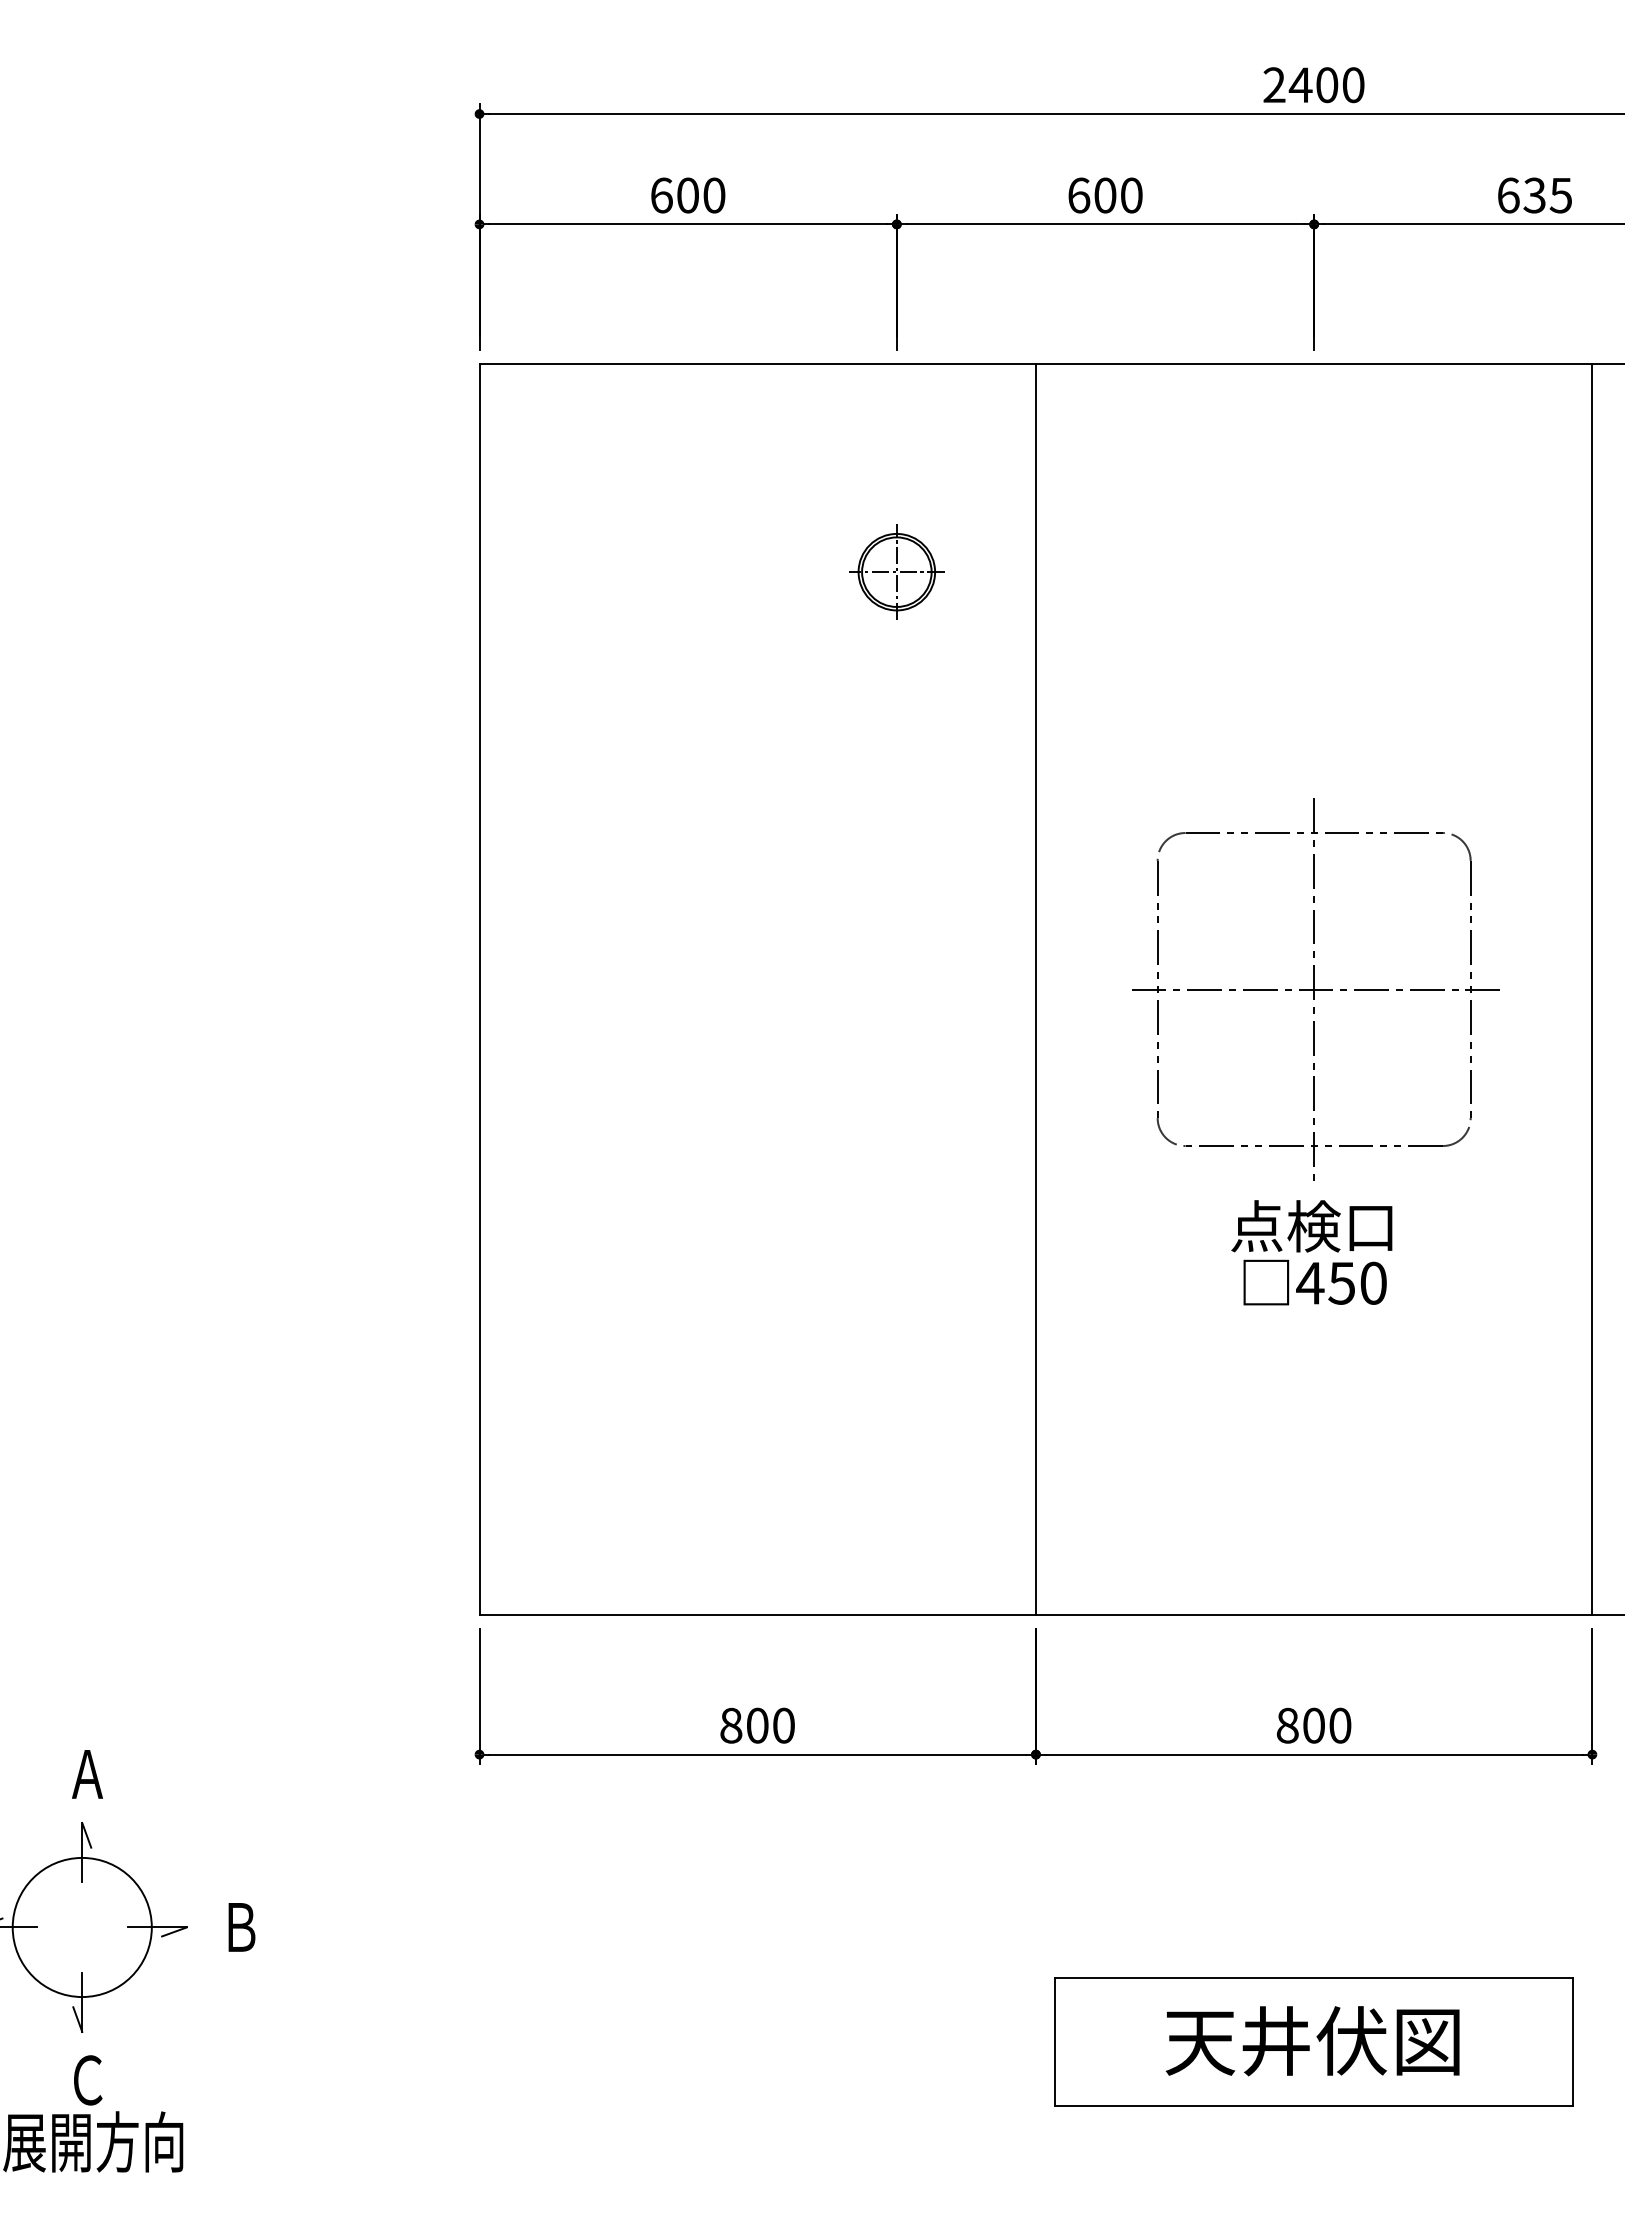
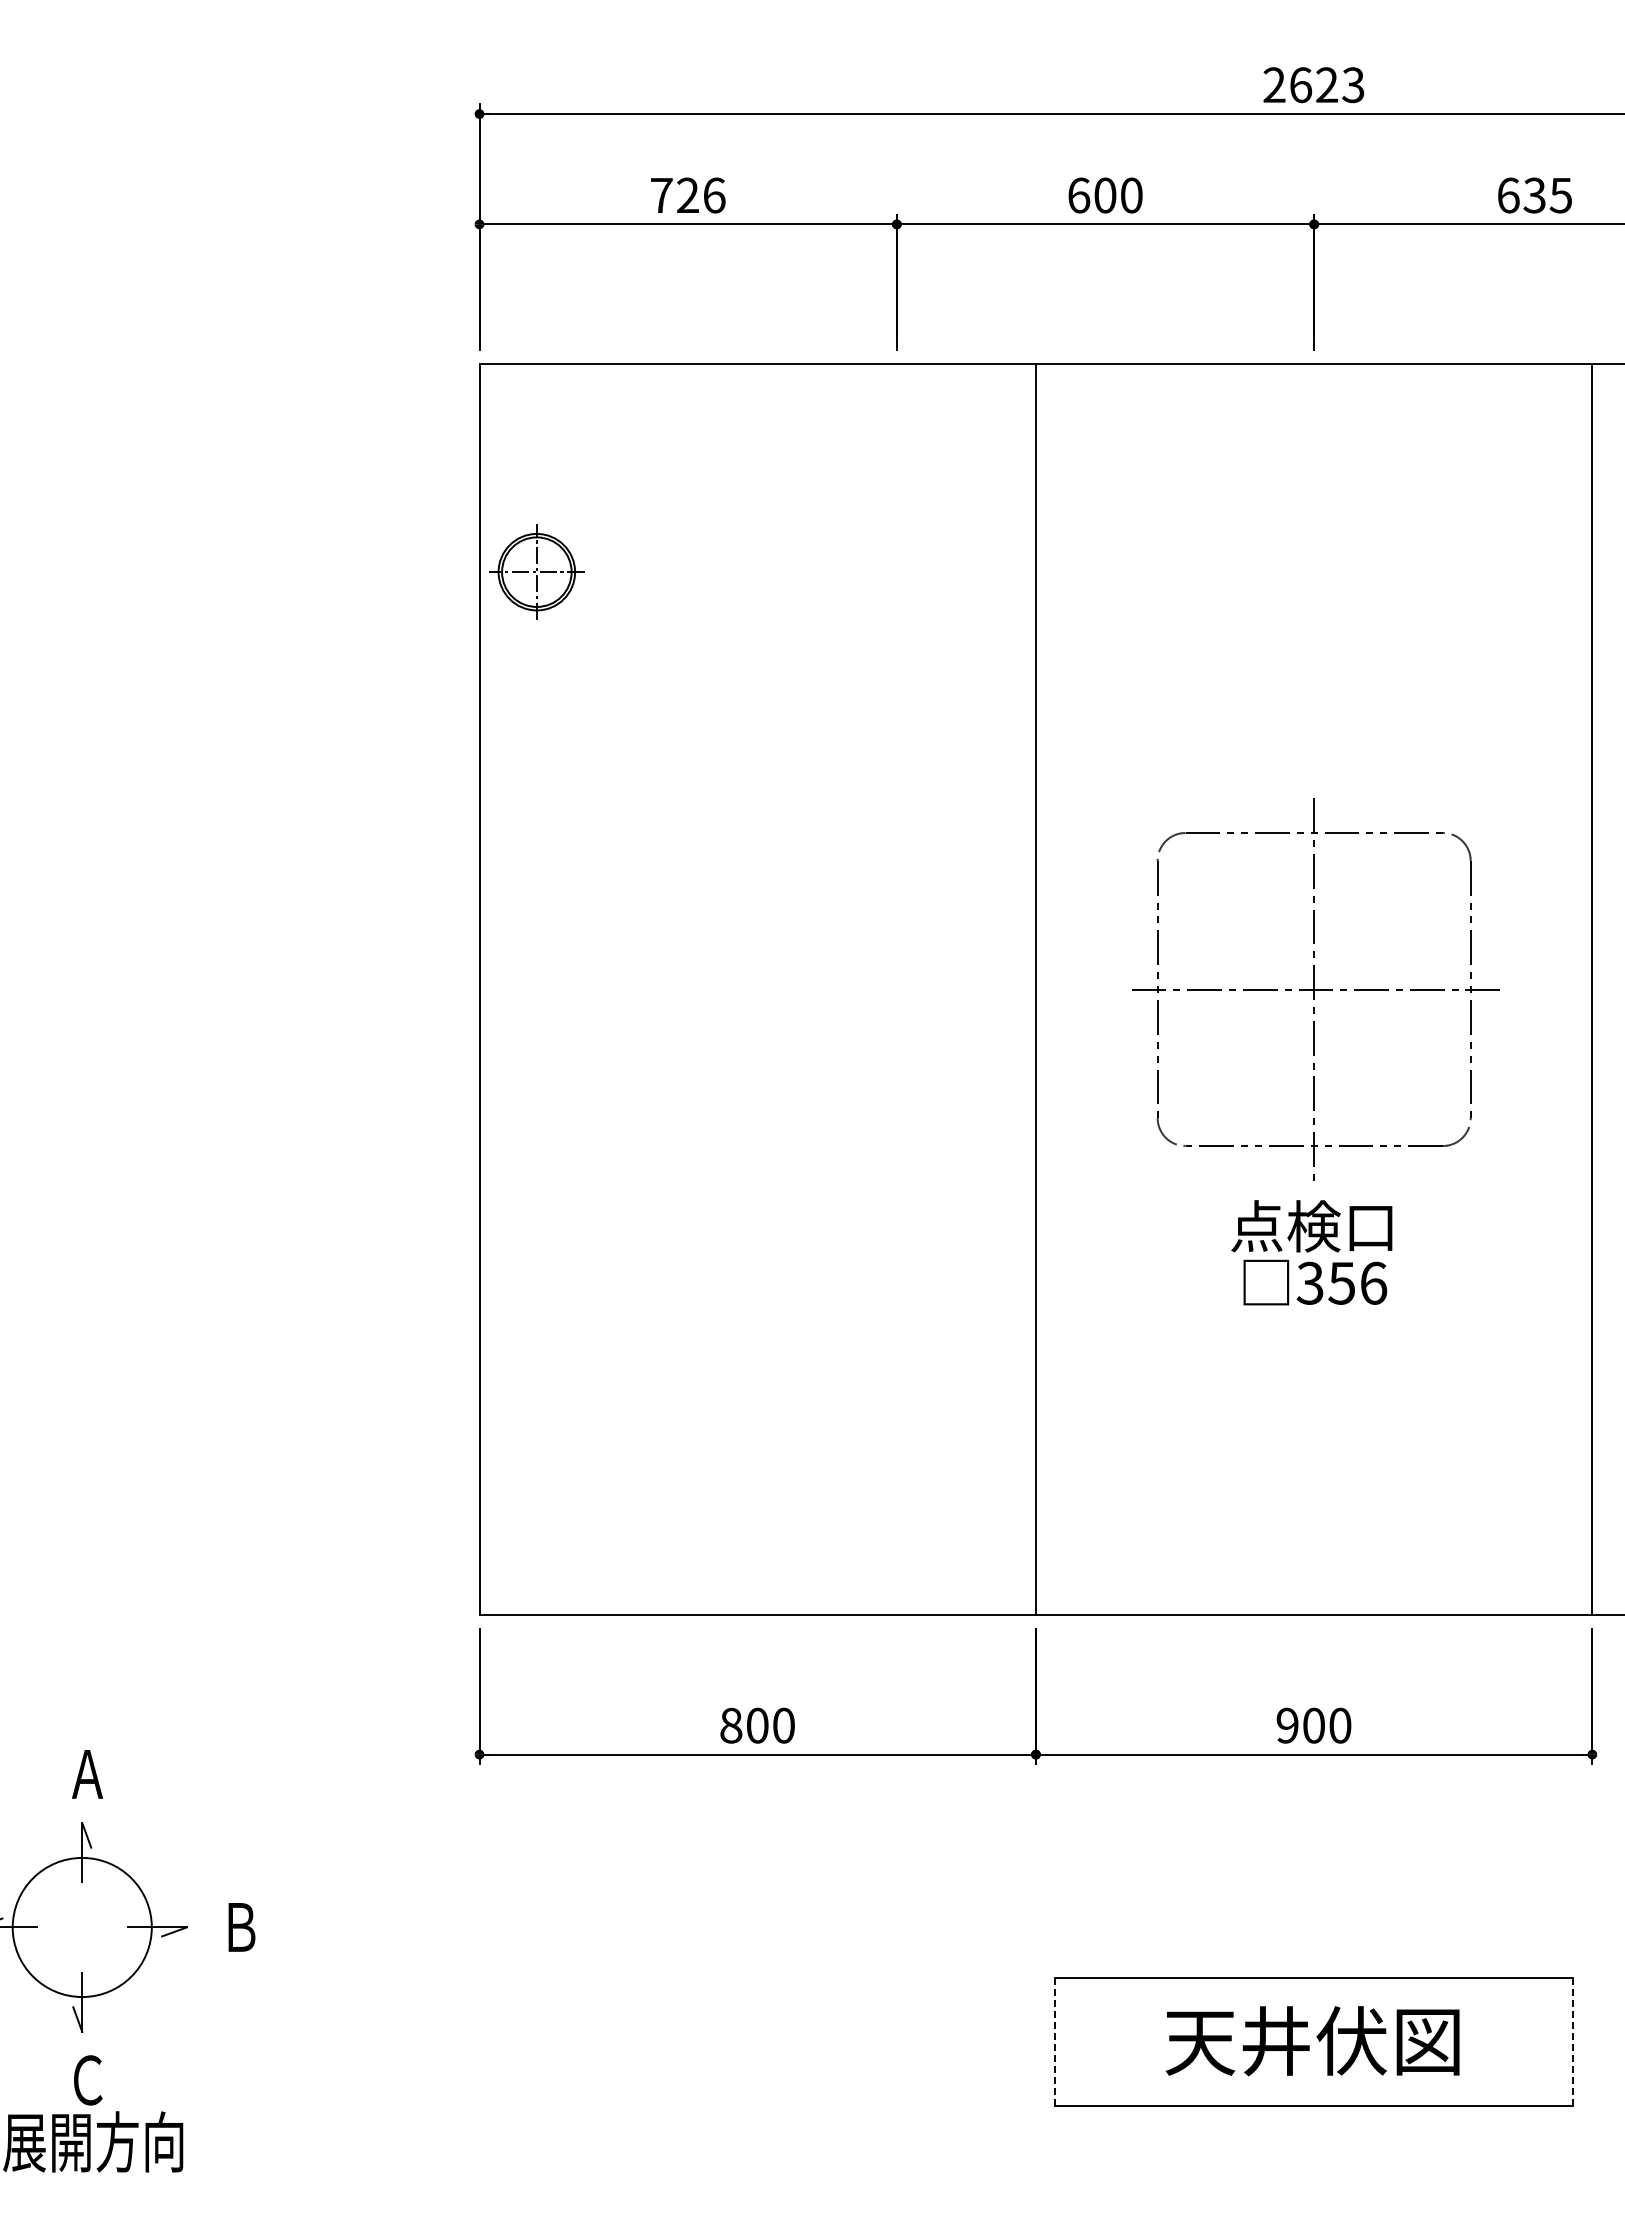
text: 2400 -> 2623 (1326, 85)
text: 600 -> 726 (688, 195)
part position: (896, 571) -> (536, 571) (536, 571)
text: 450 -> 356 (1341, 1282)
text: 800 -> 900 (1287, 1725)
line: solid -> dashed (1055, 2041)
line: solid -> dashed (1573, 2041)
